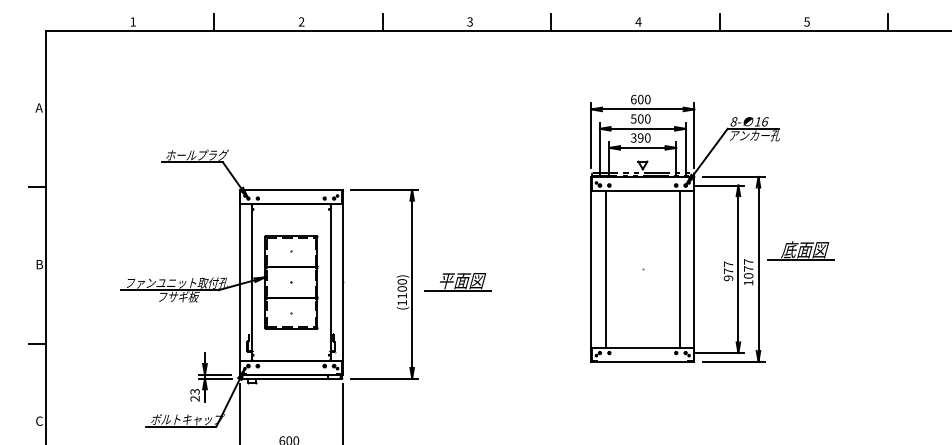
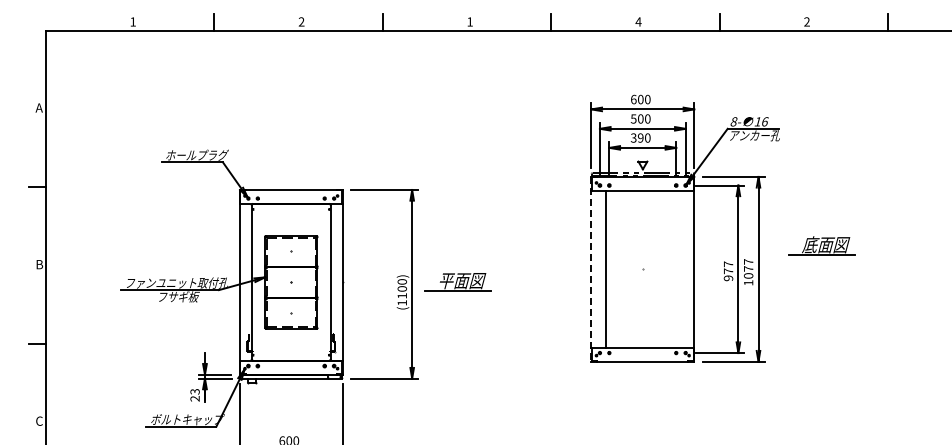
text: 3 -> 1 (469, 21)
text: 5 -> 2 (806, 21)
part position: (800, 250) -> (821, 245) (821, 245)
line: present -> none (679, 268)
line: solid -> dashed (591, 269)
